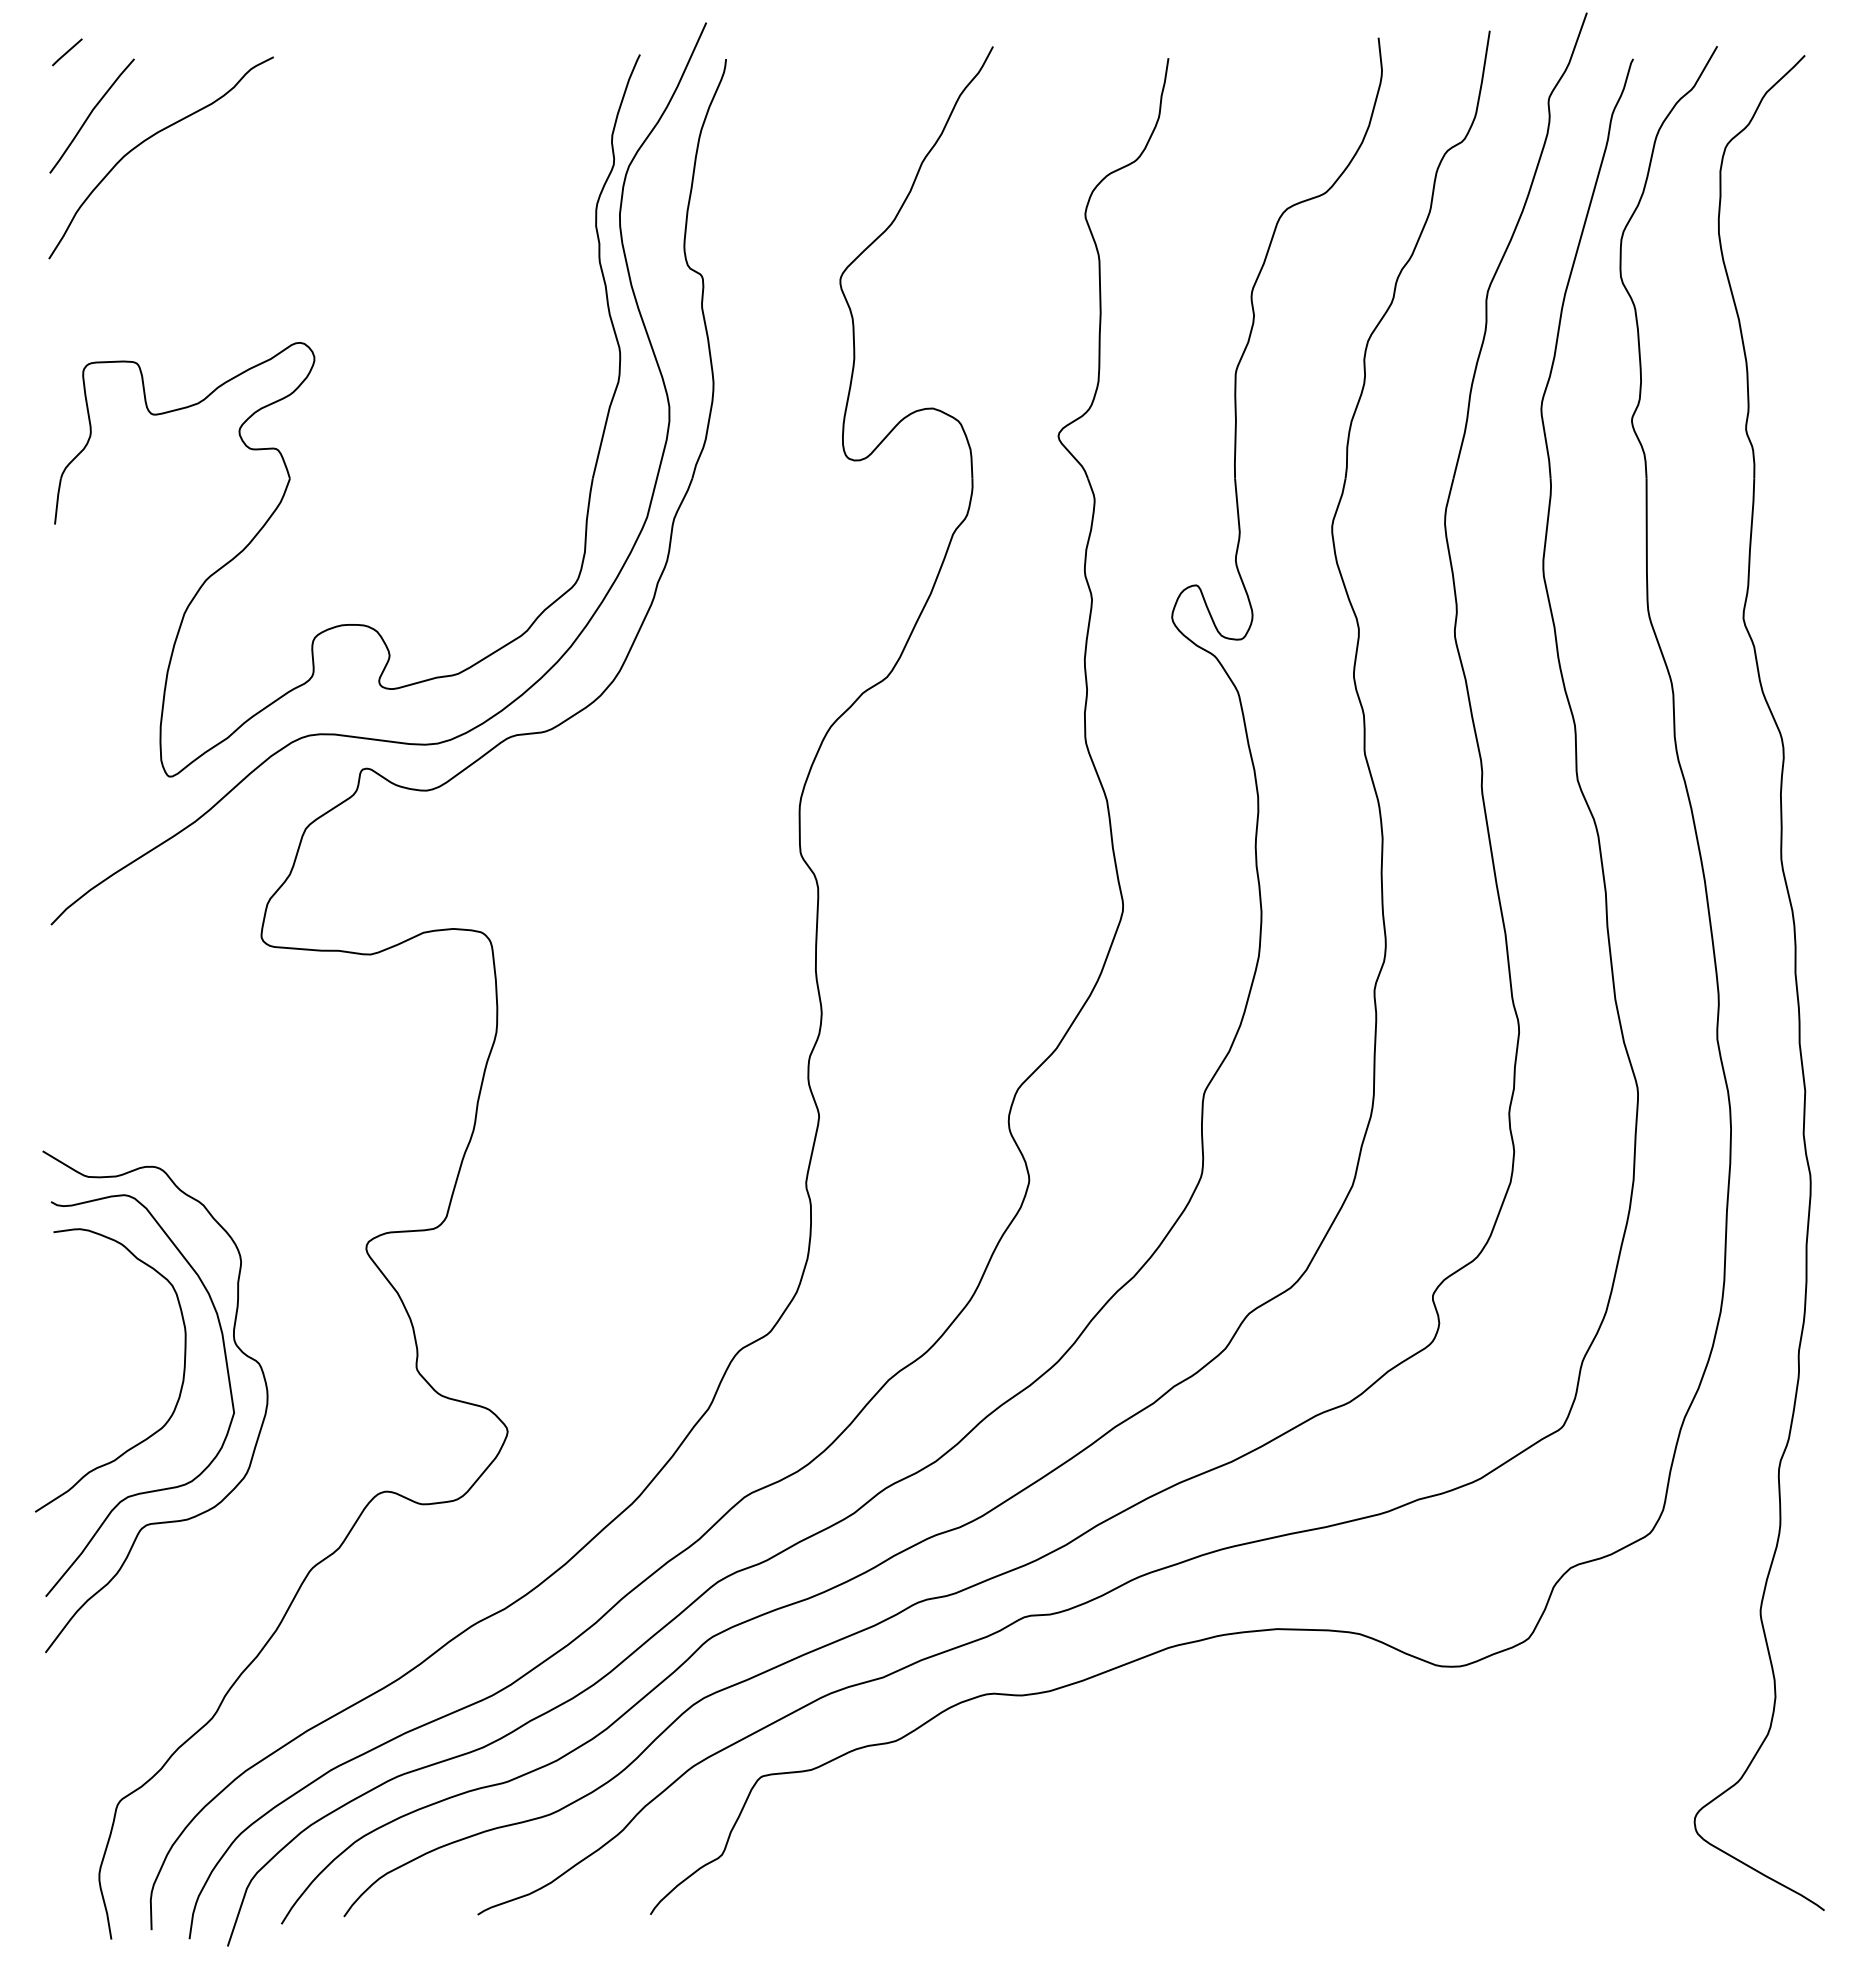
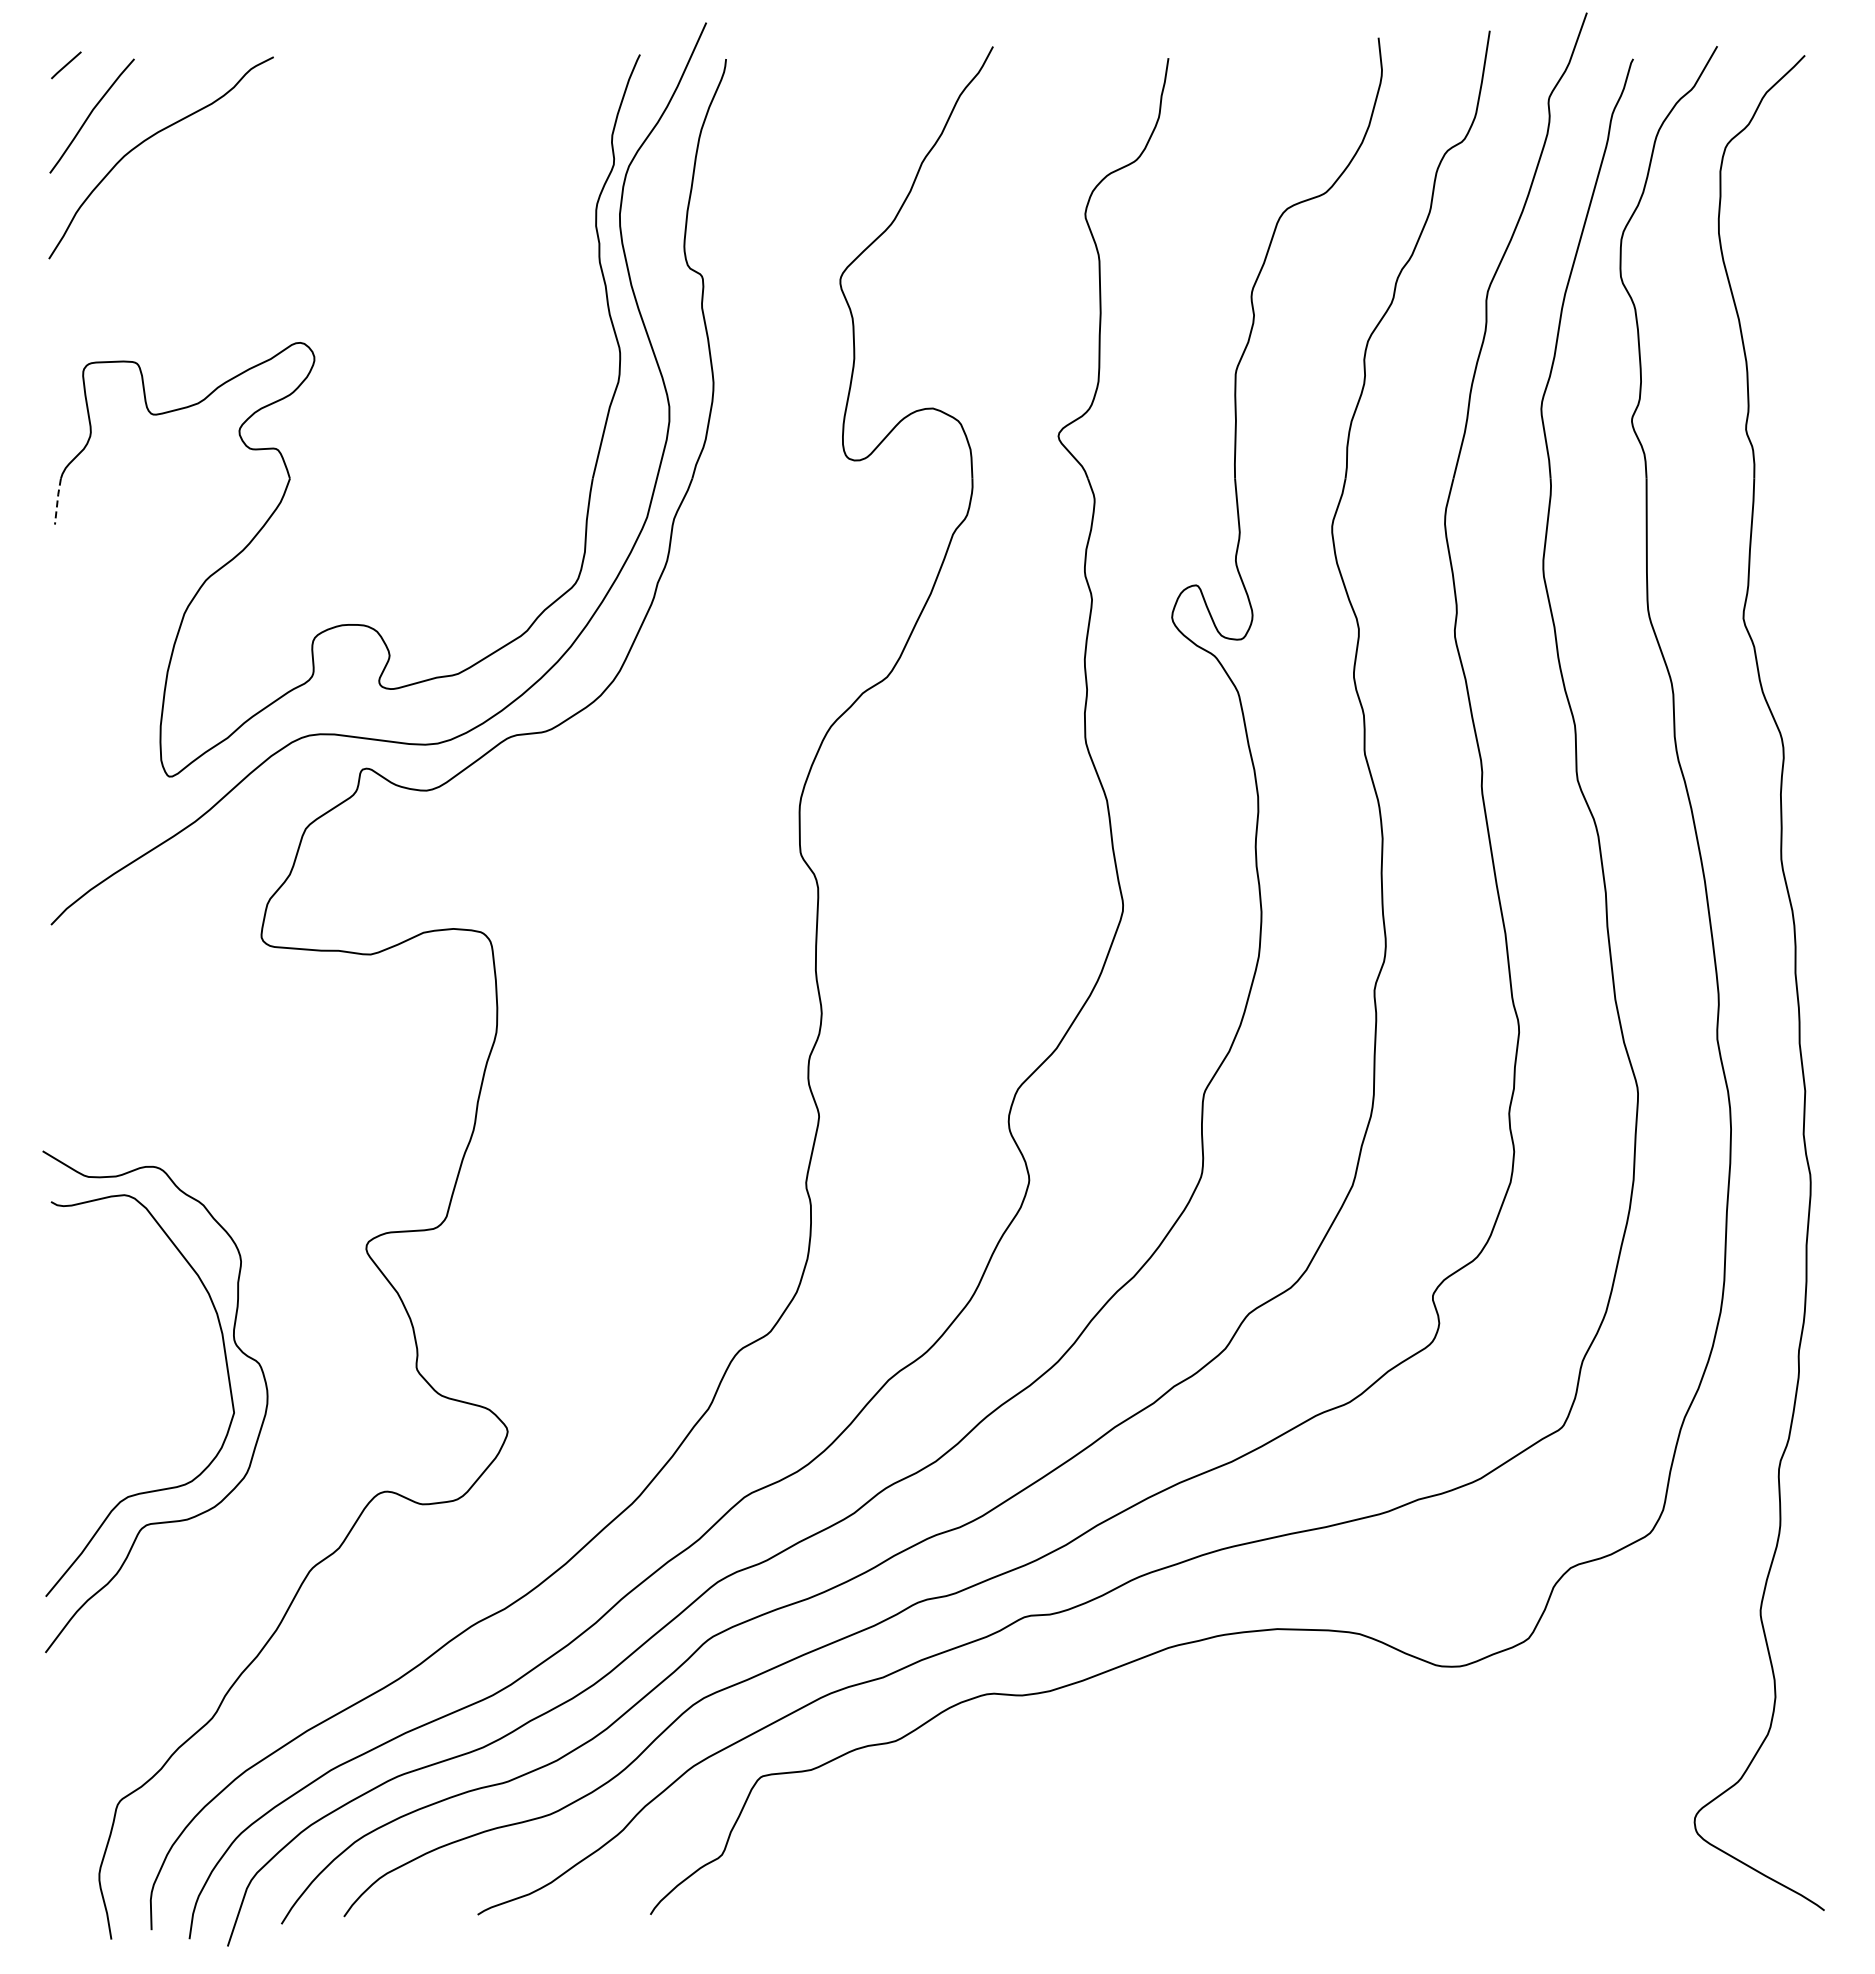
line position: (67, 52) -> (66, 65) (66, 65)
line: solid -> dashed (57, 500)
curve: present -> none (181, 1383)
